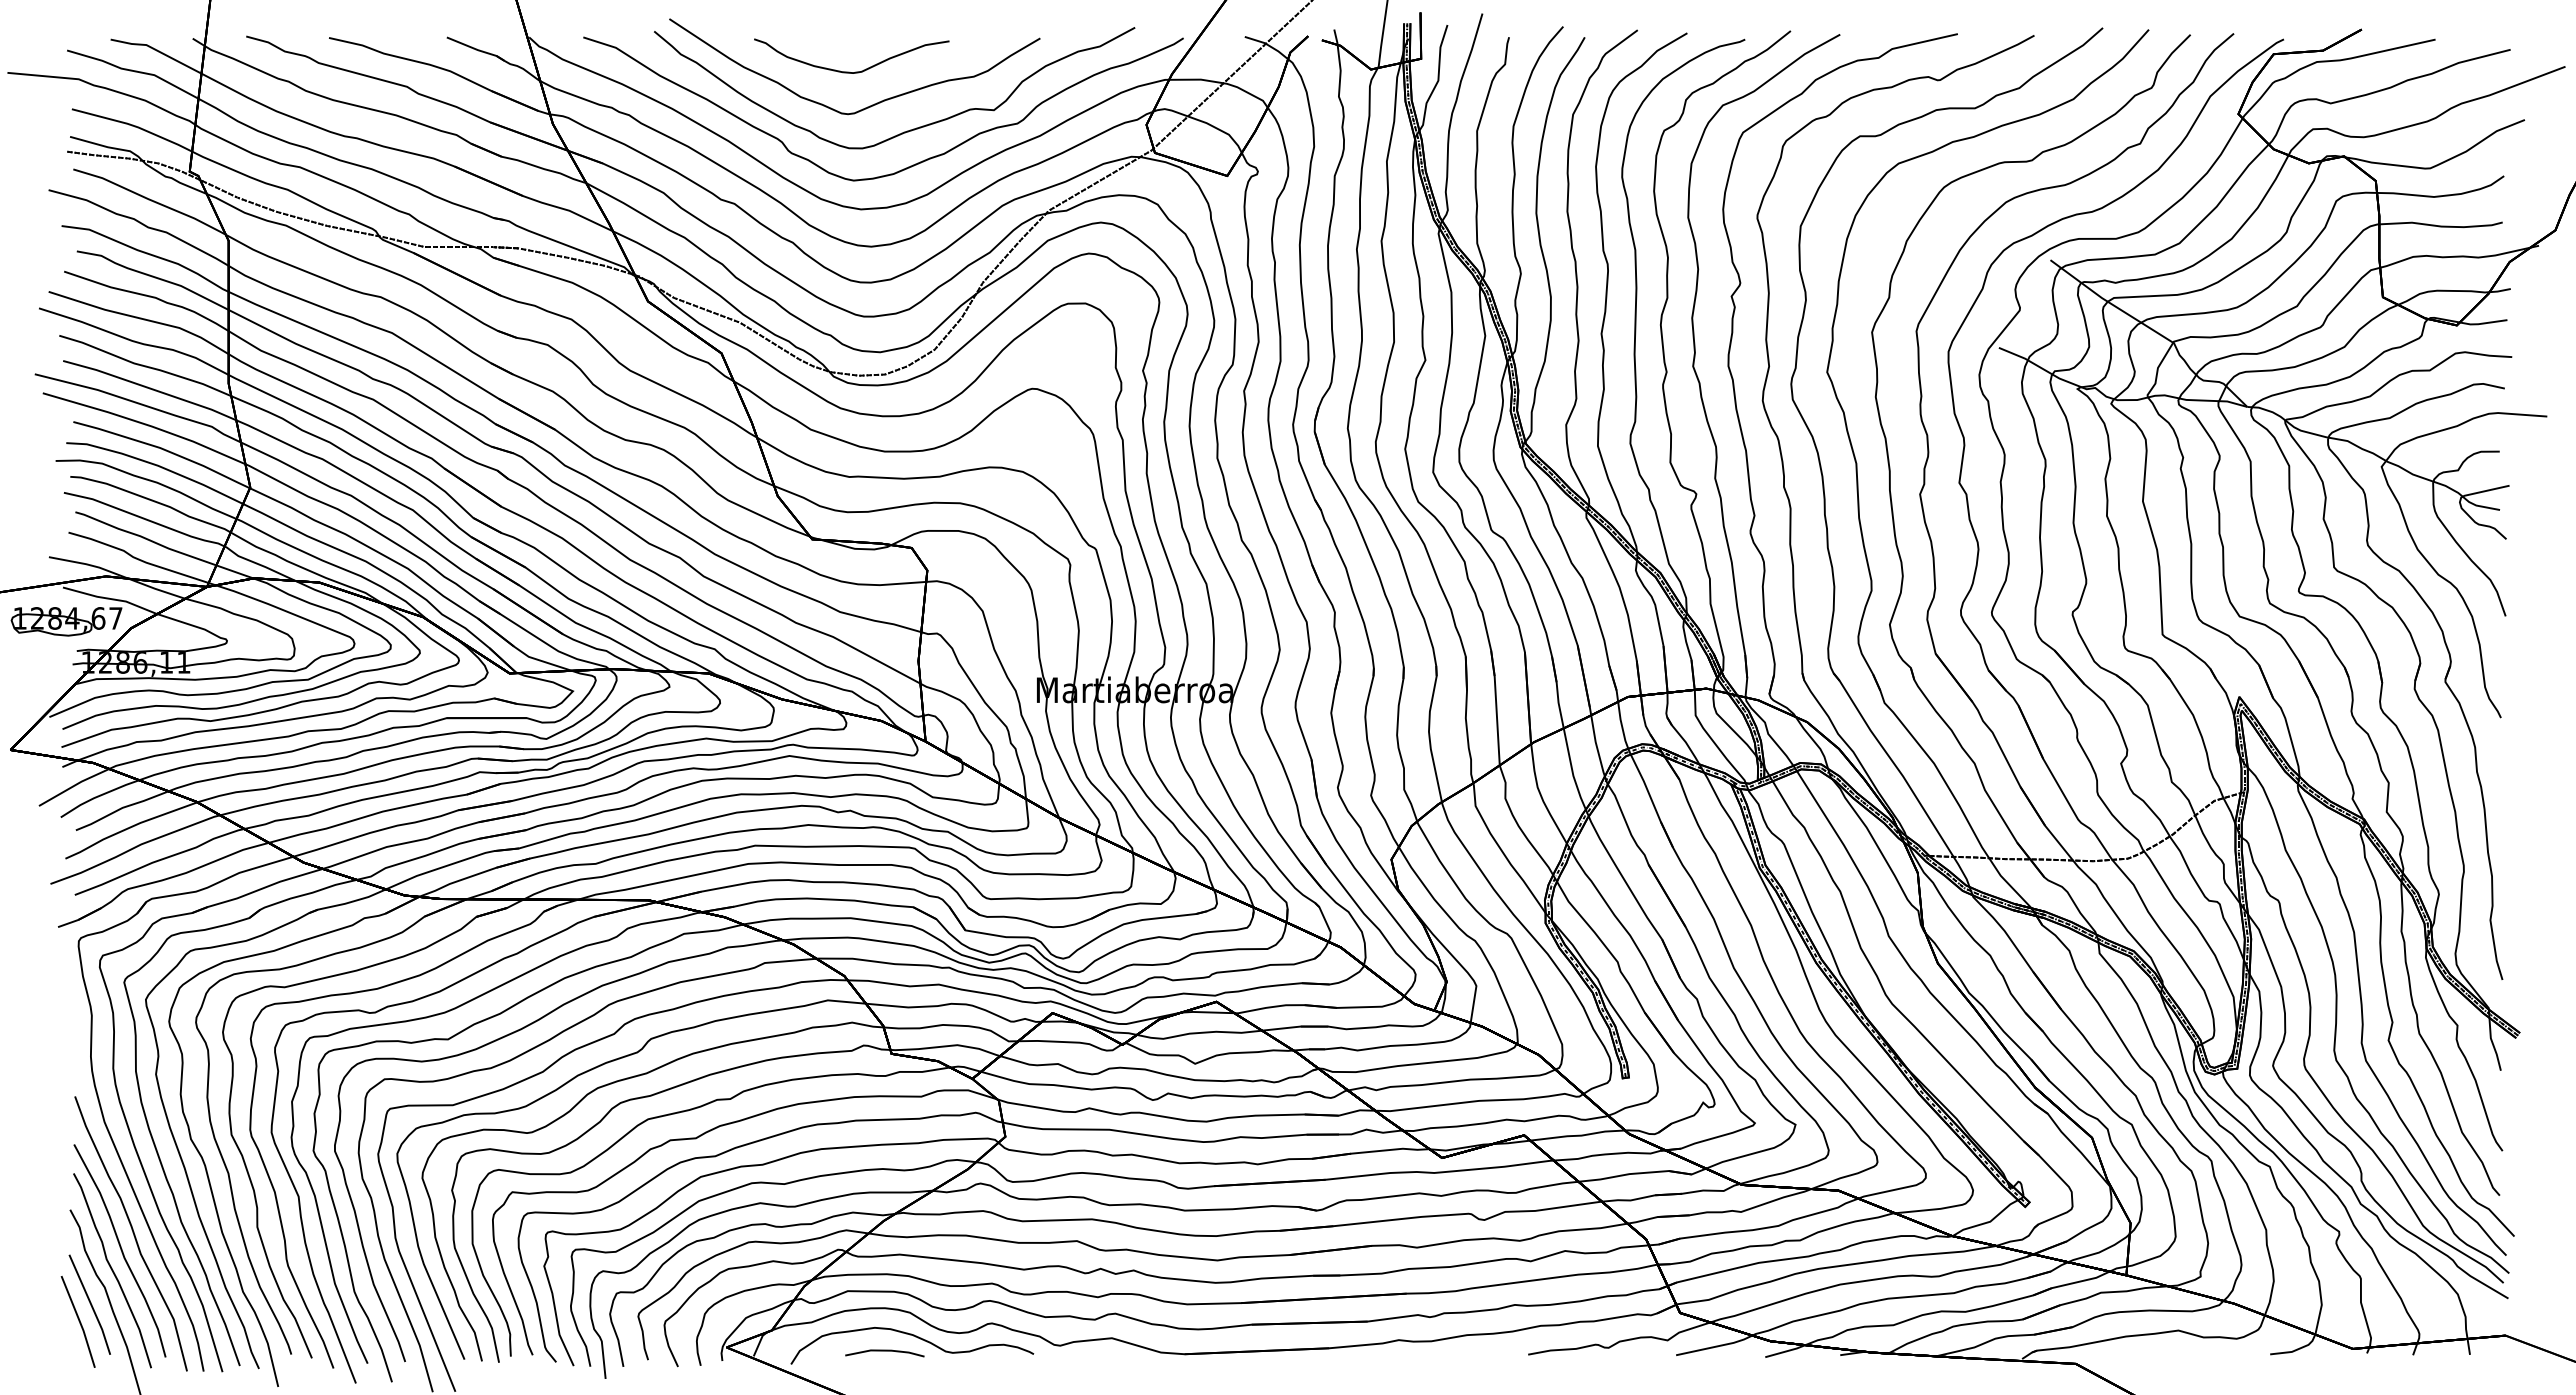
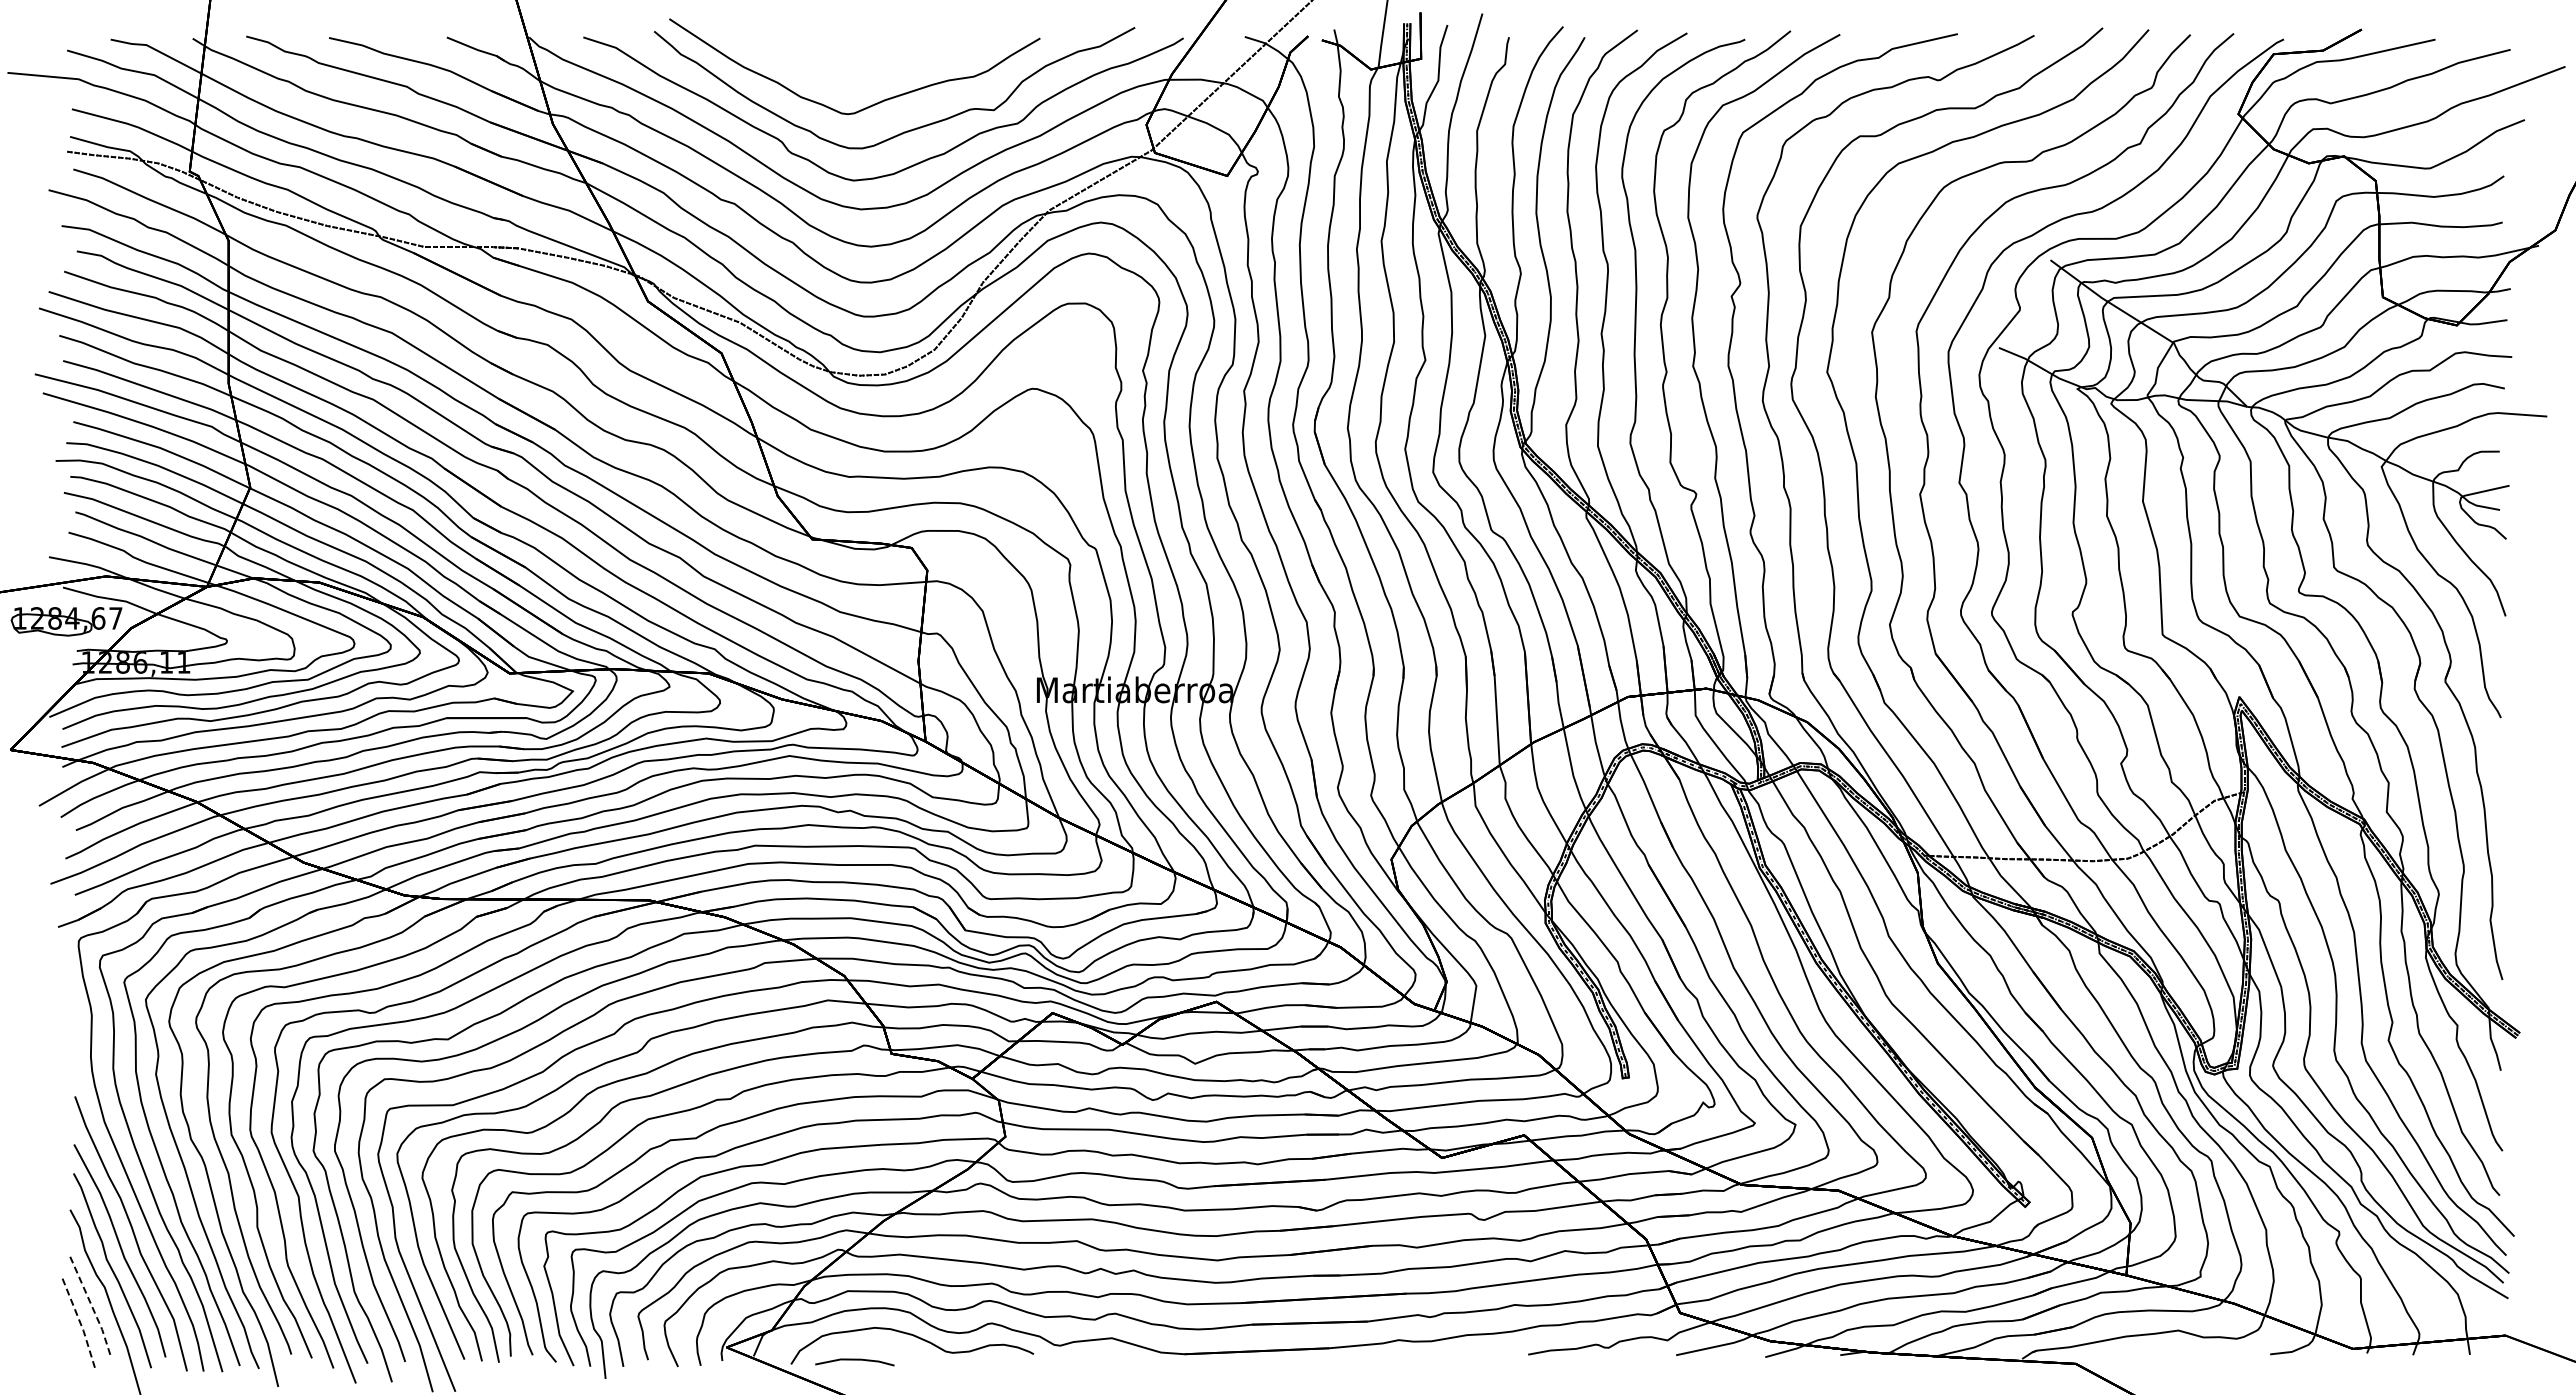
curve: present -> none (849, 71)
line: solid -> dashed (91, 1304)
line: solid -> dashed (79, 1321)
line position: (884, 1351) -> (854, 1360) (854, 1360)
